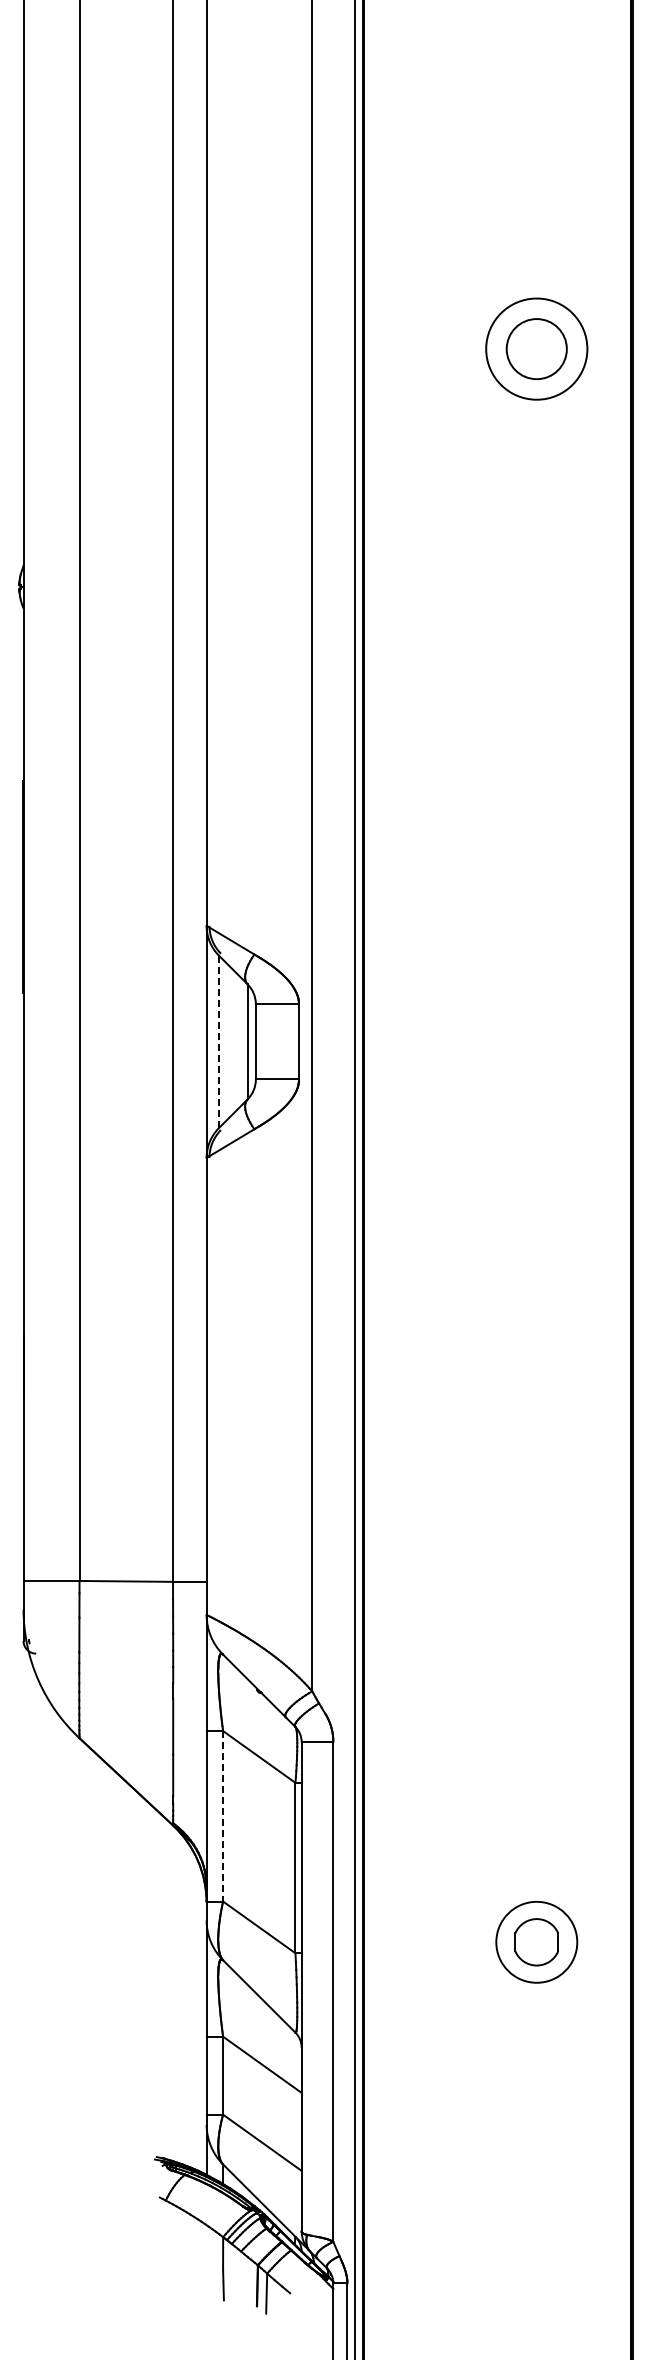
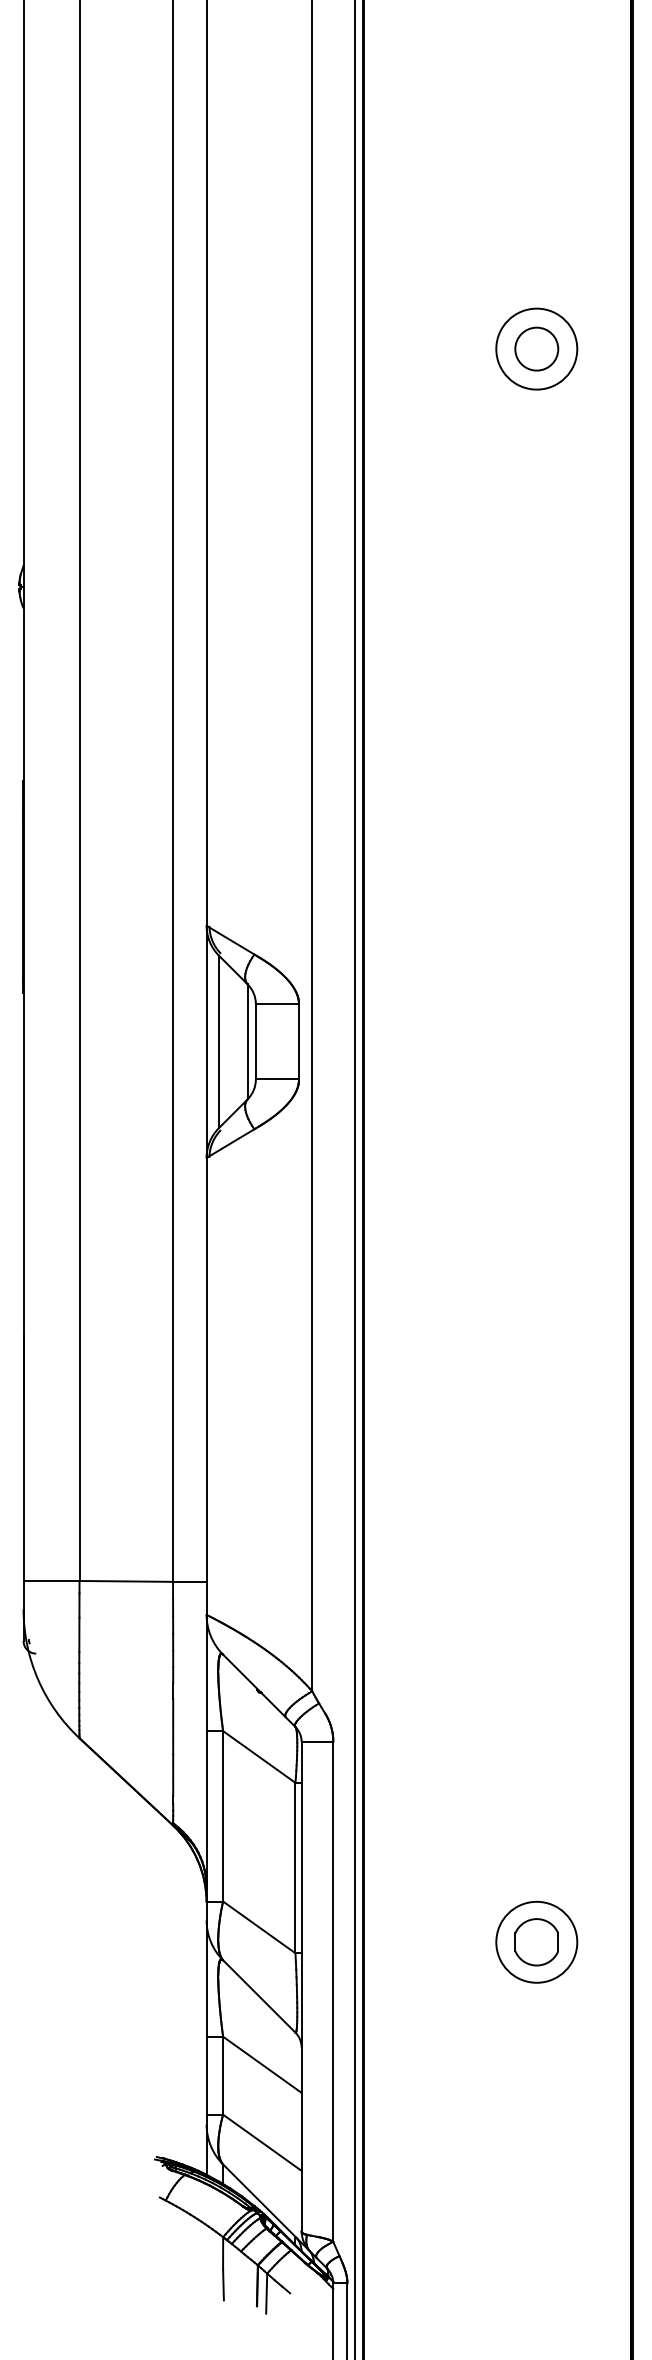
circle diameter: 101 px -> 81 px (536, 348)
circle diameter: 60 px -> 43 px (536, 348)
line: dashed -> solid (218, 1042)
line: dashed -> solid (223, 1816)
